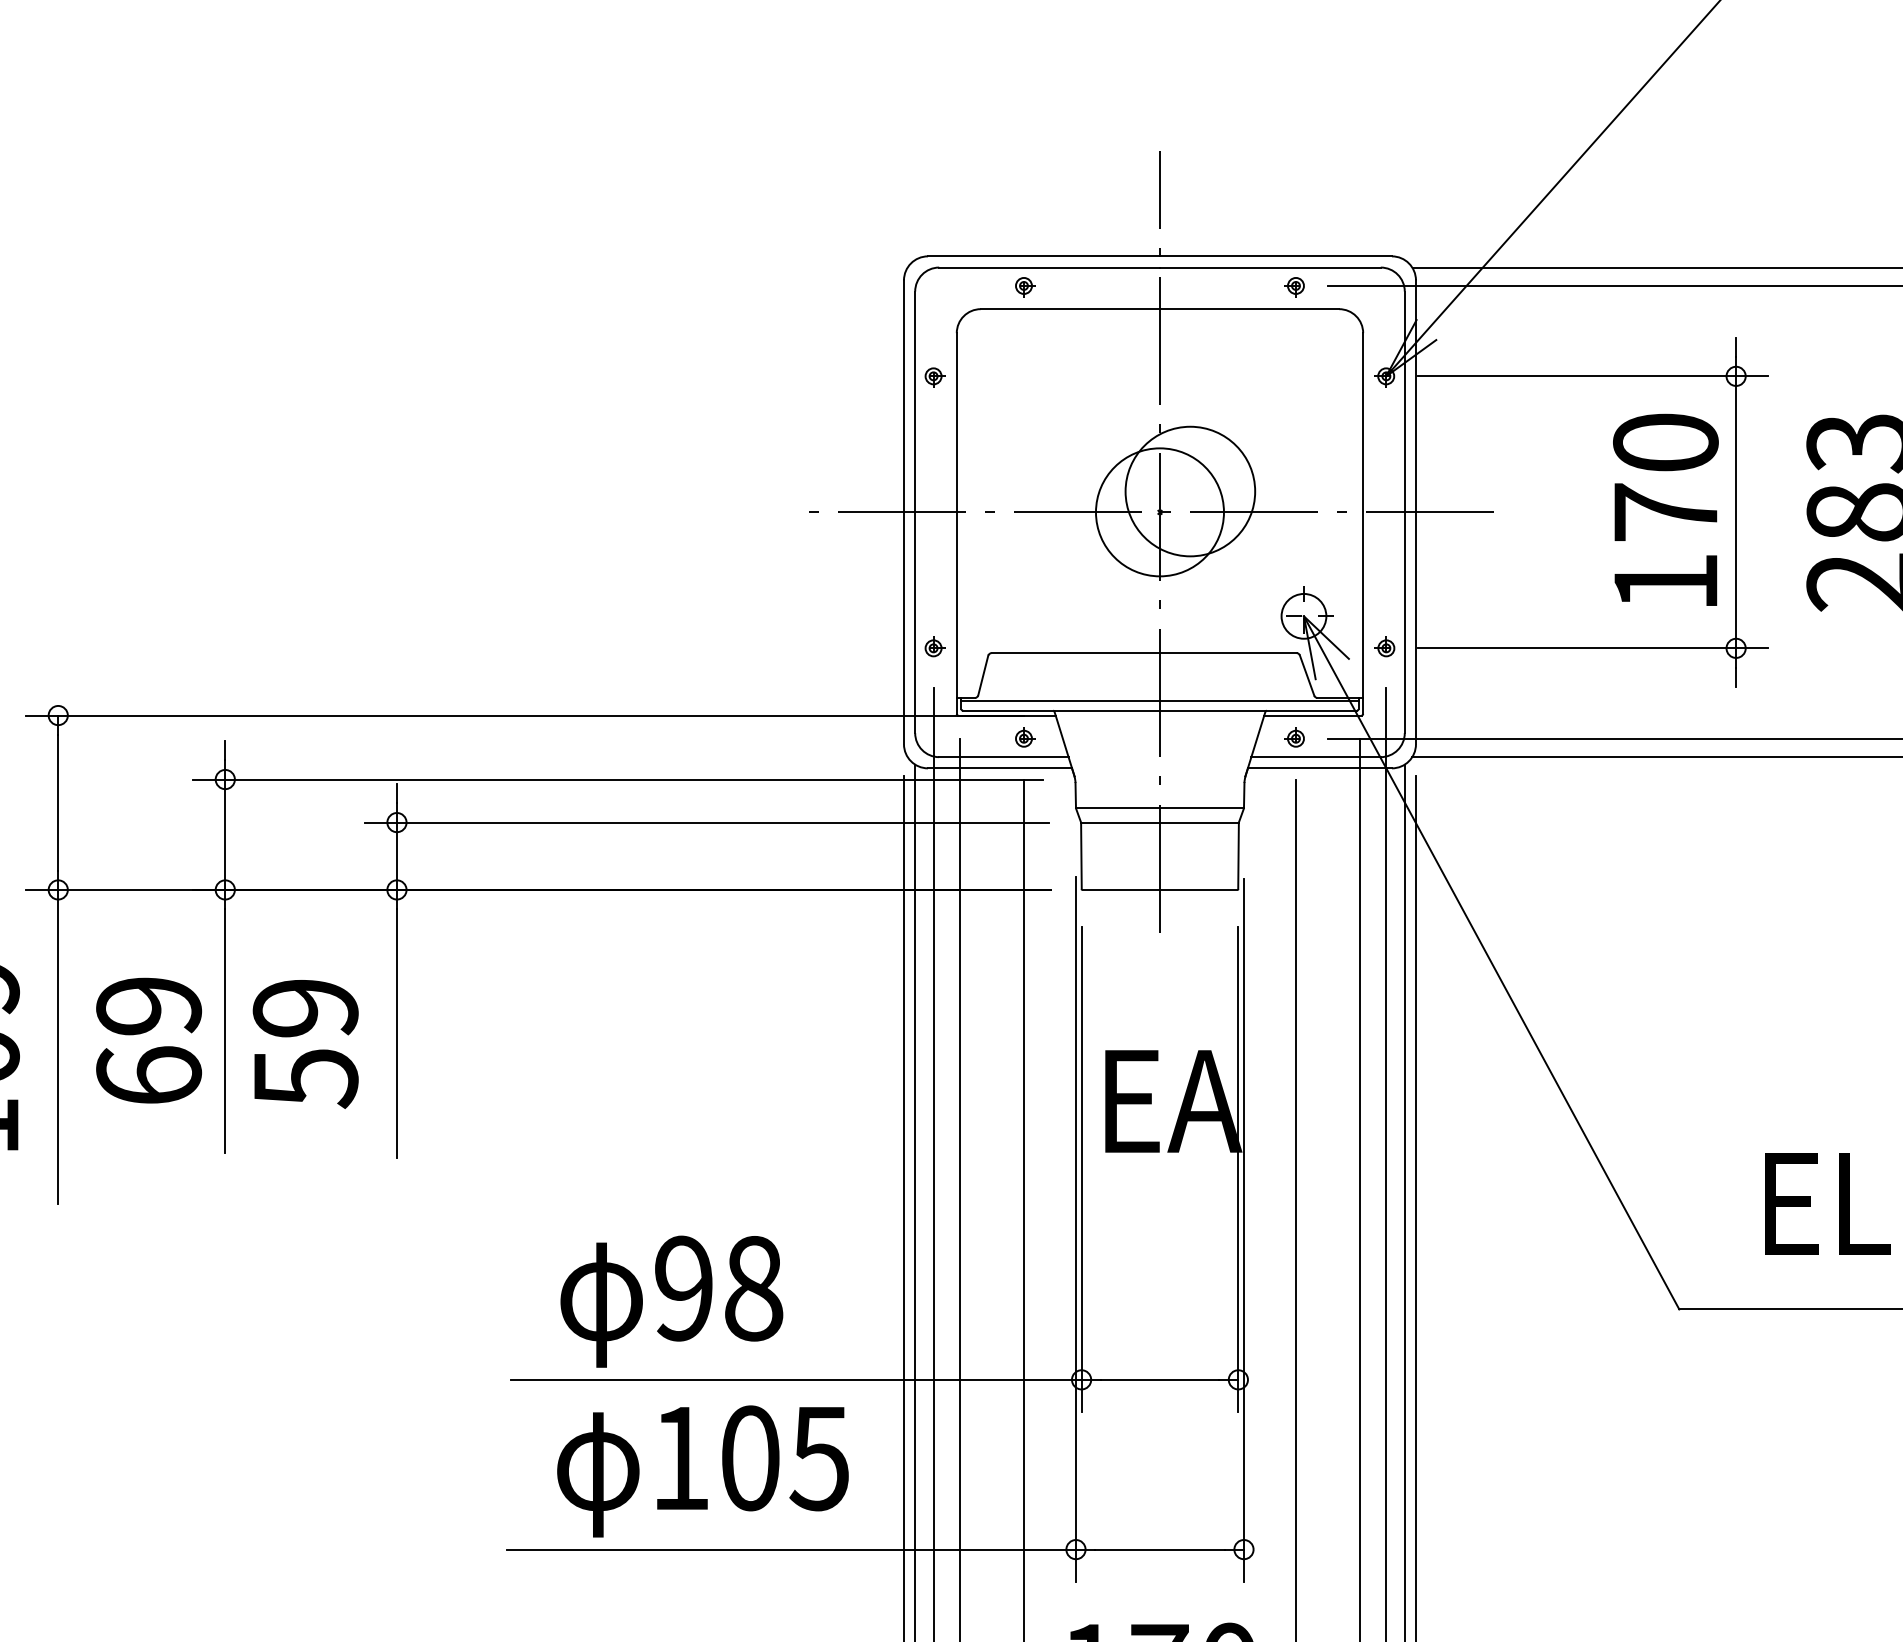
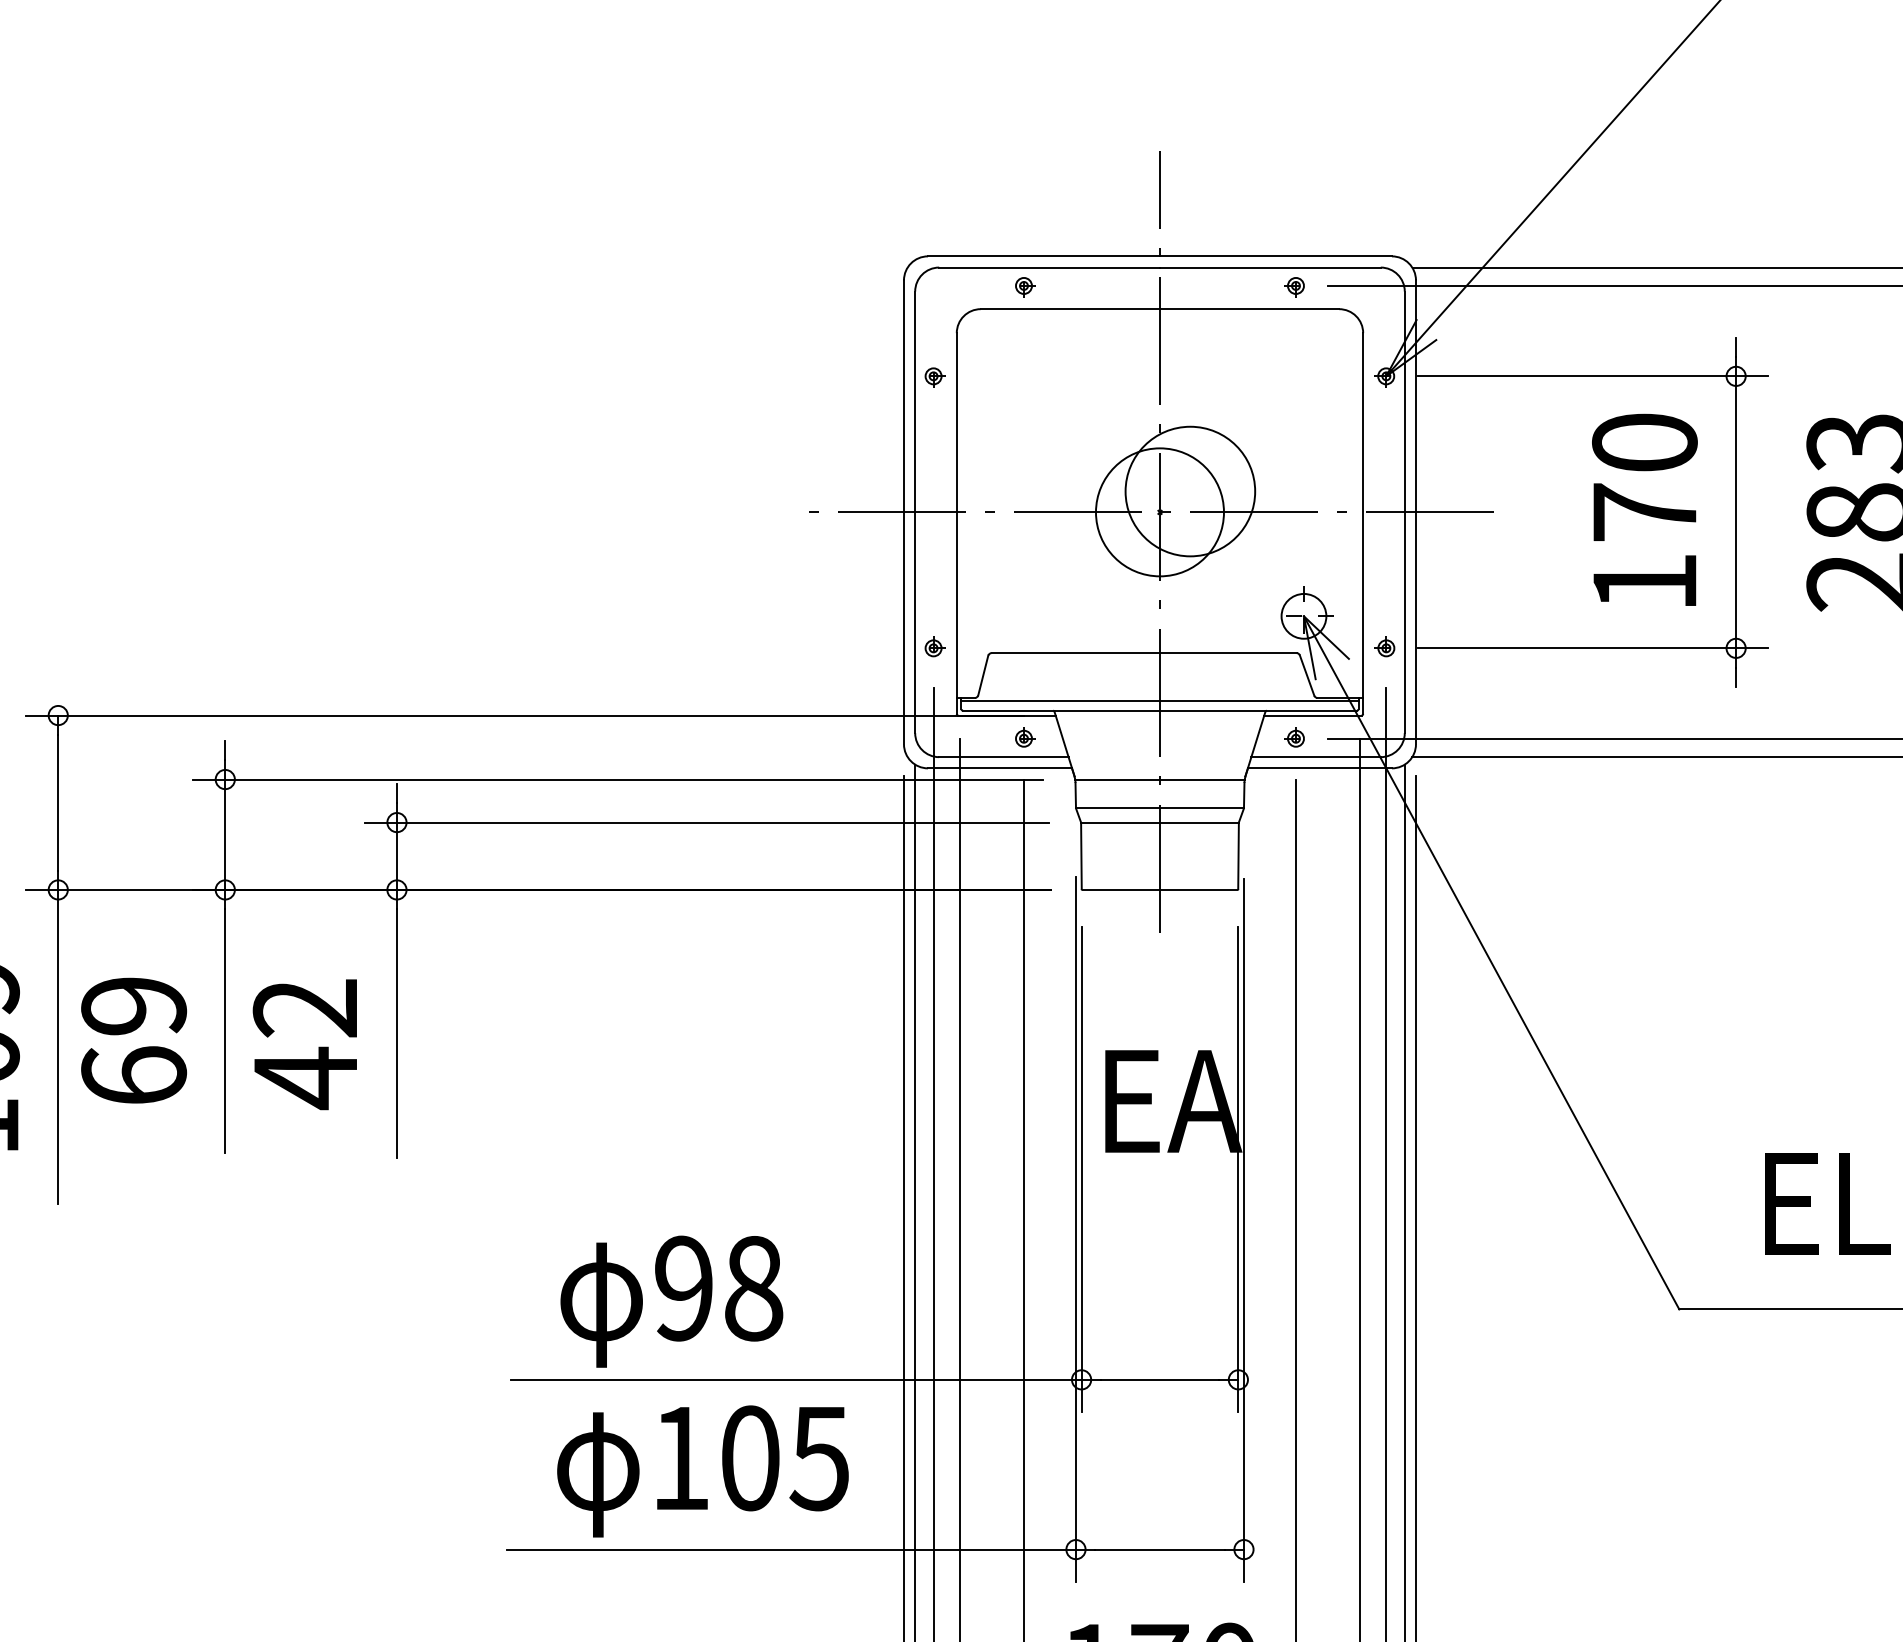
text position: (1665, 509) -> (1644, 509) (1644, 509)
line: none -> present (1159, 779)
text position: (148, 1040) -> (133, 1040) (133, 1040)
text: 59 -> 42 (305, 1044)
